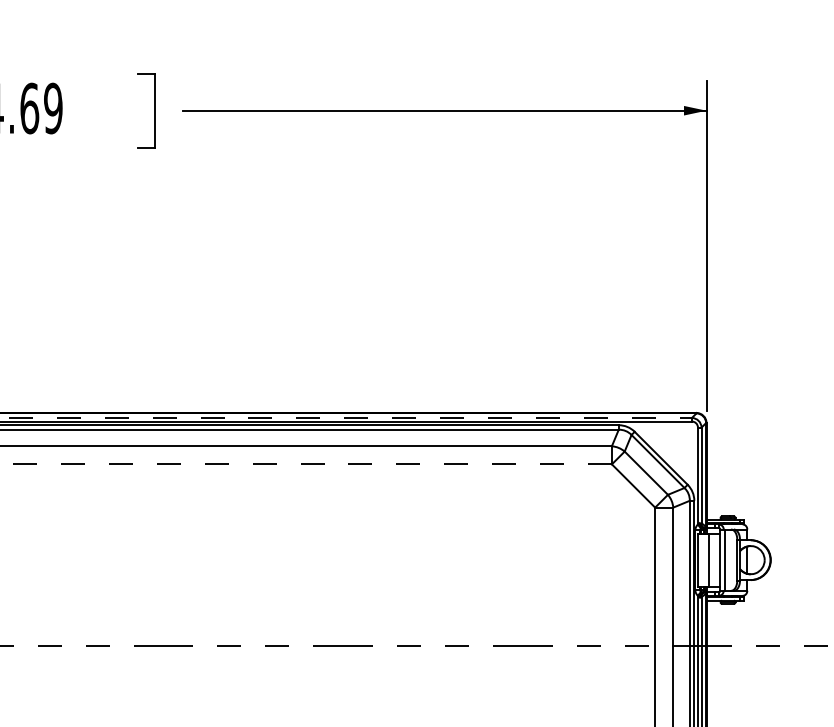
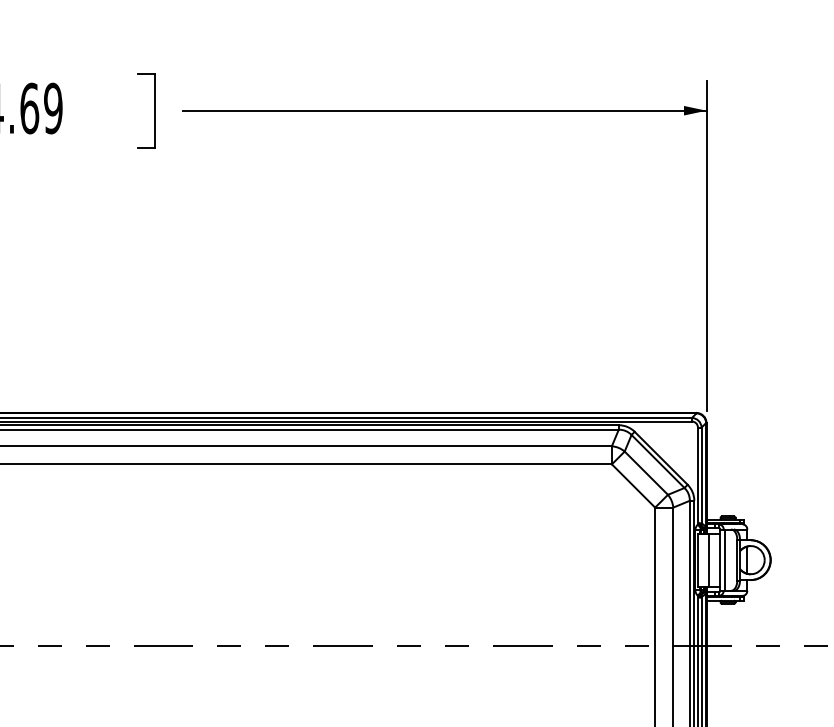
line: dashed -> solid (346, 417)
line: dashed -> solid (305, 464)
